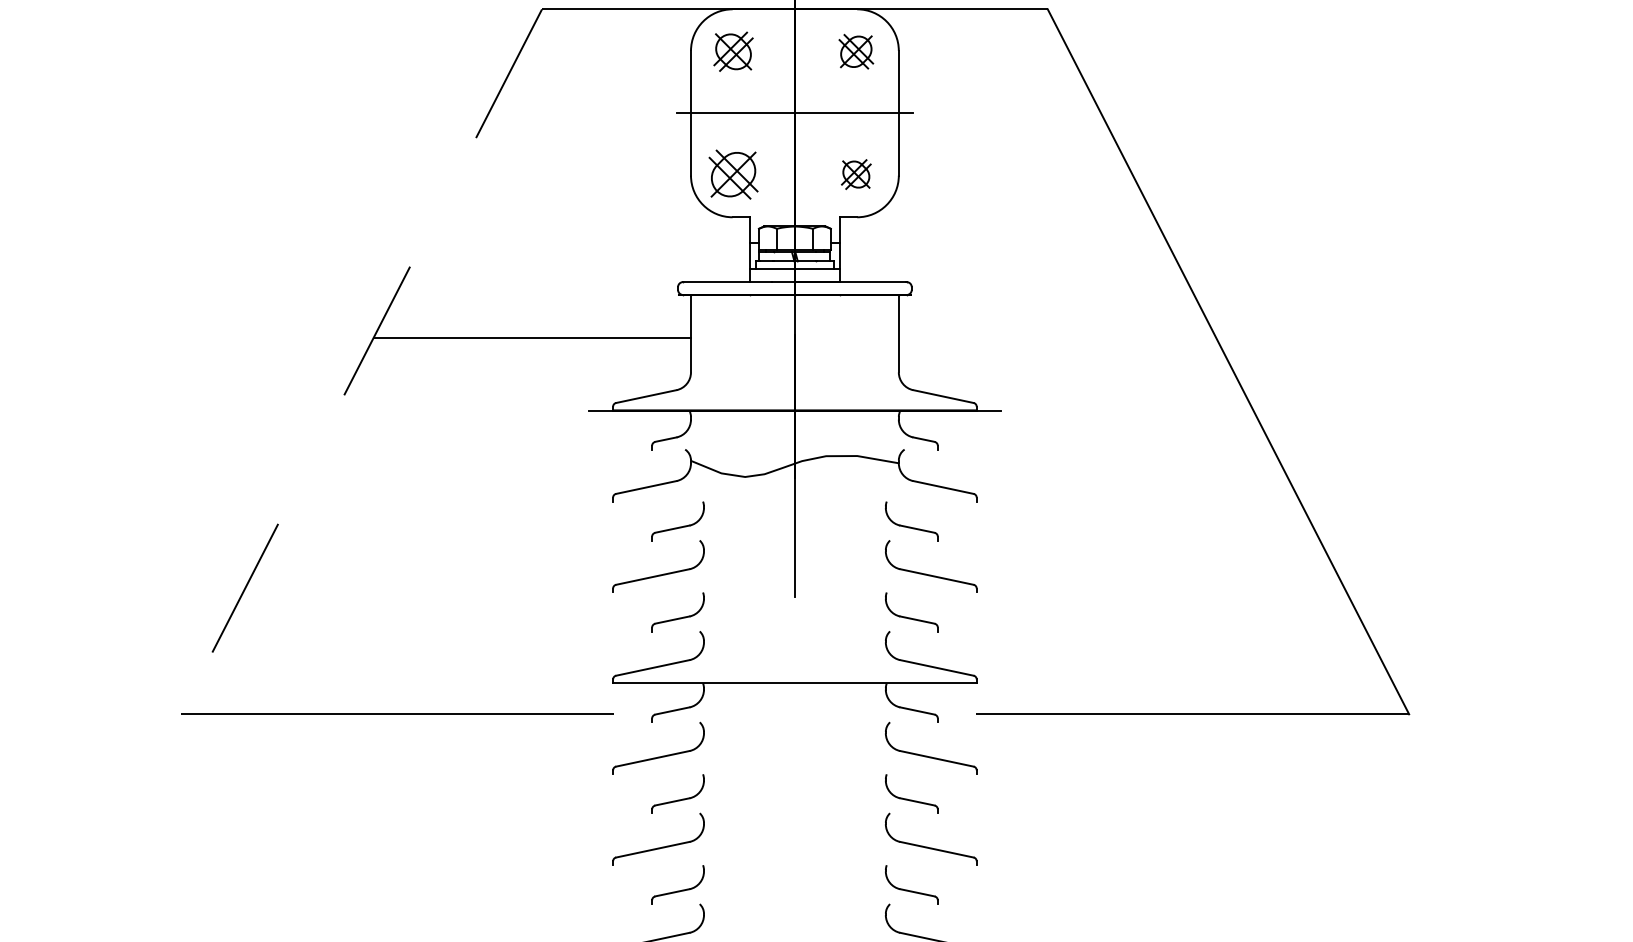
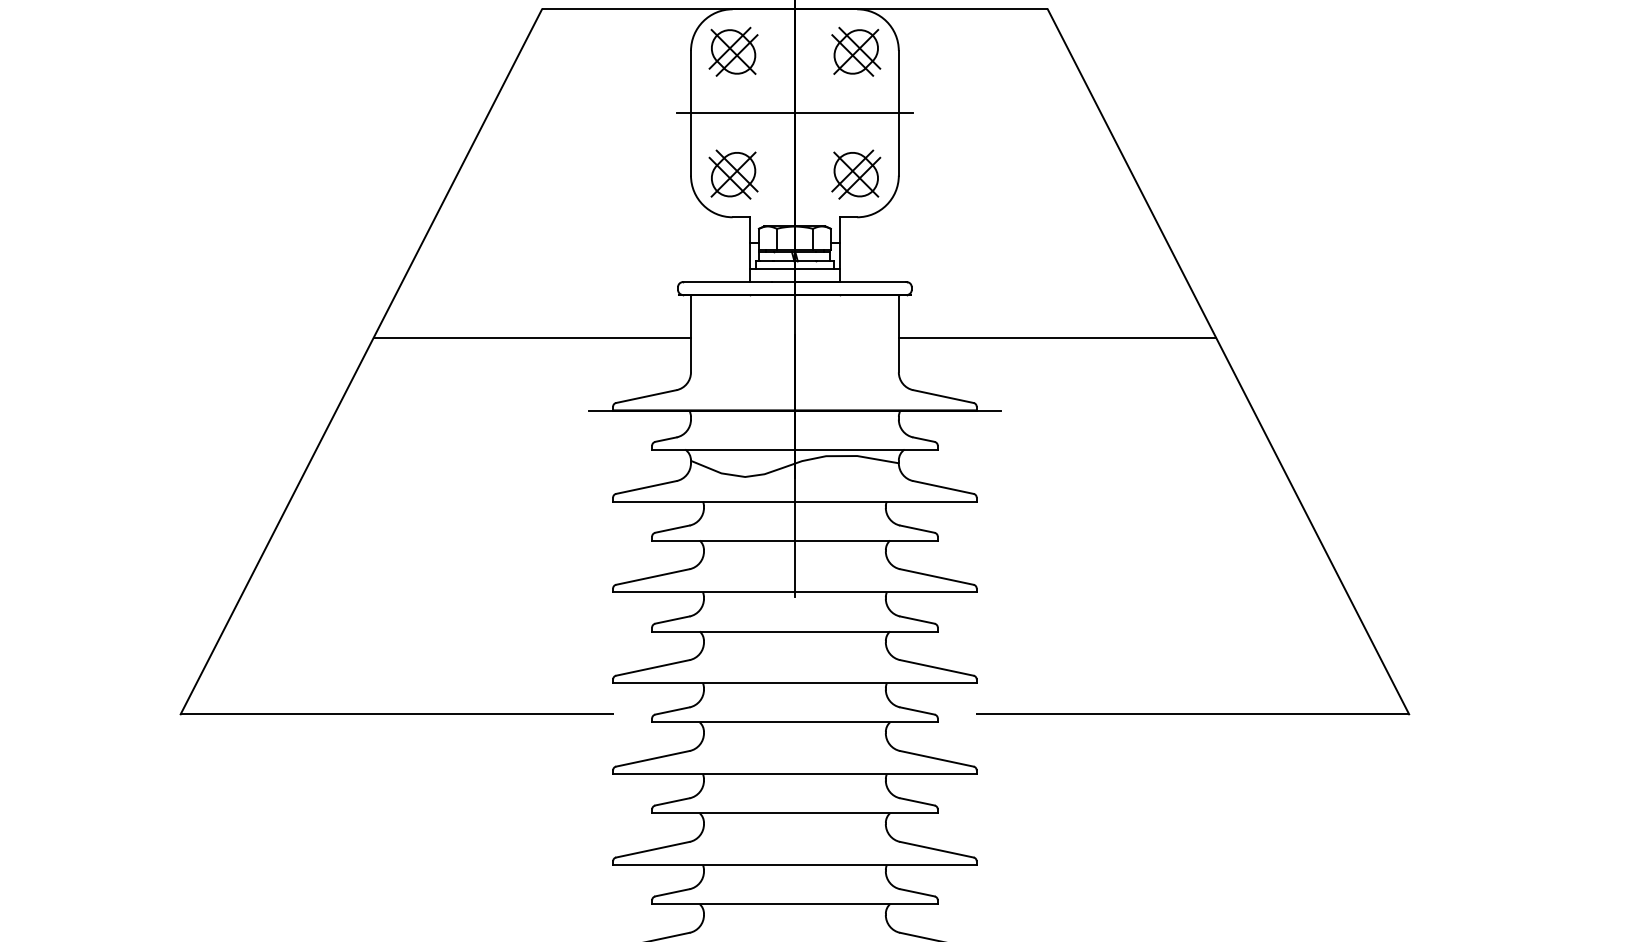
part size: 41x41 px -> 51x51 px (733, 51)
part size: 37x36 px -> 51x51 px (856, 51)
part size: 31x31 px -> 51x51 px (856, 174)
line: none -> present (1057, 337)
line: dashed -> solid (361, 362)
line: none -> present (794, 449)
line: none -> present (794, 501)
line: none -> present (794, 540)
line: none -> present (794, 592)
line: none -> present (794, 631)
line: none -> present (794, 722)
line: none -> present (794, 774)
line: none -> present (794, 813)
line: none -> present (794, 865)
line: none -> present (794, 904)
